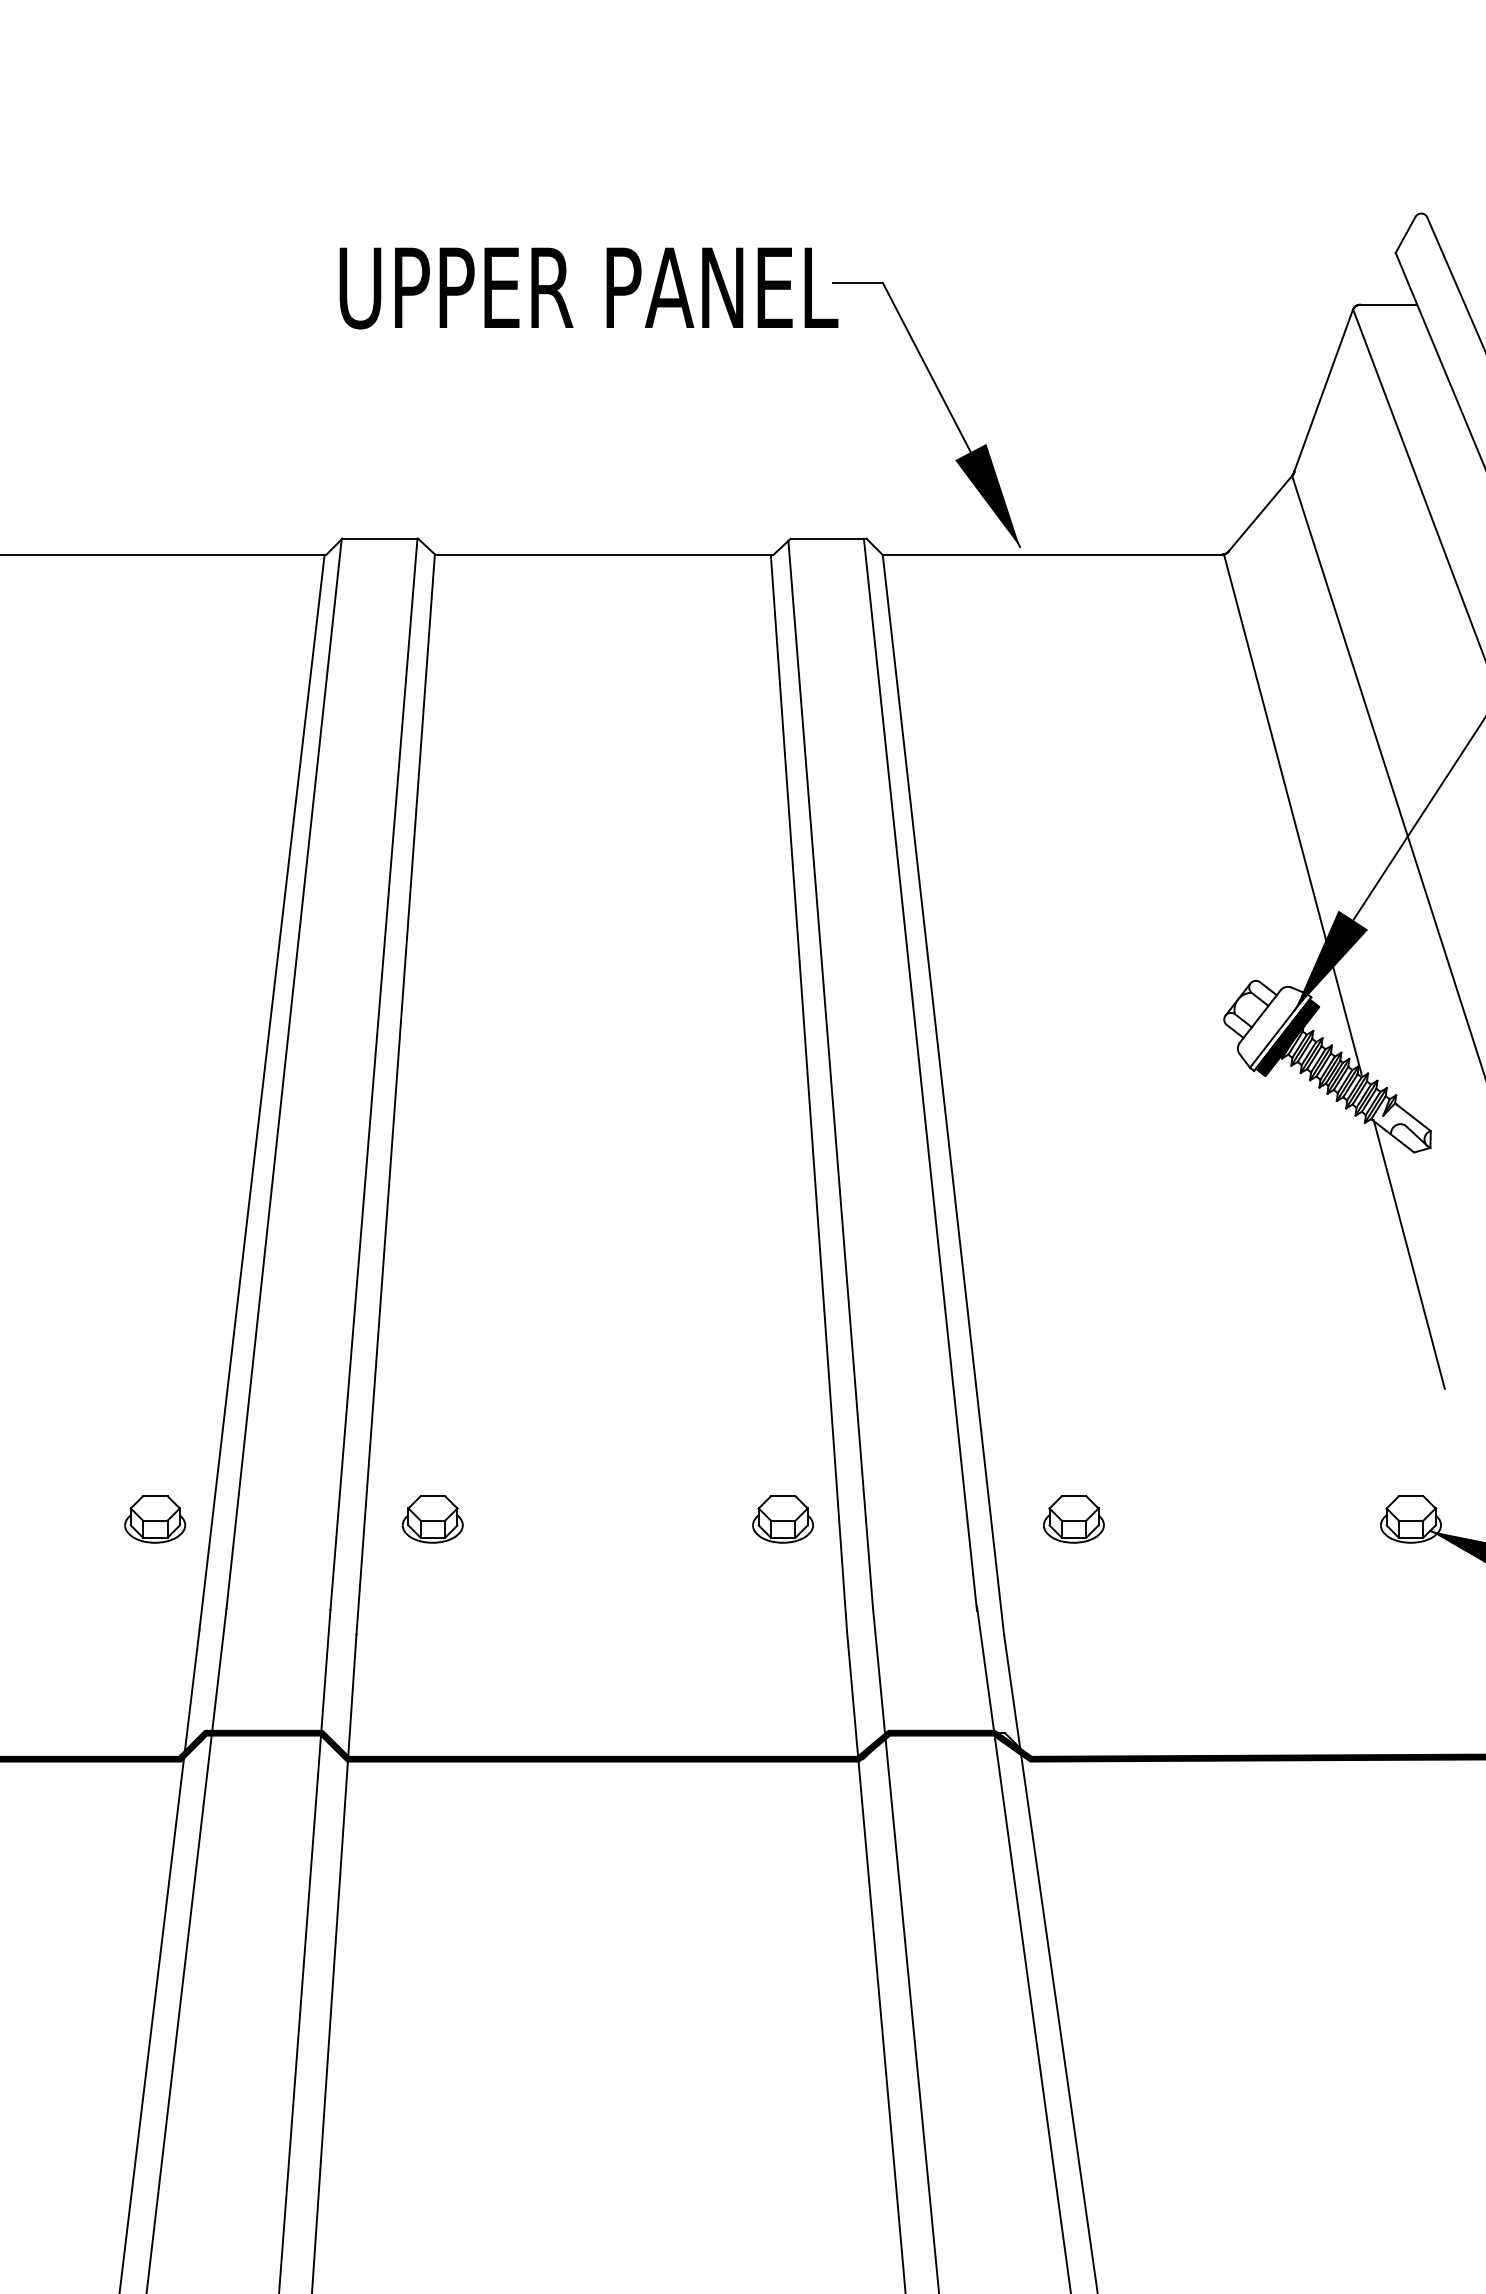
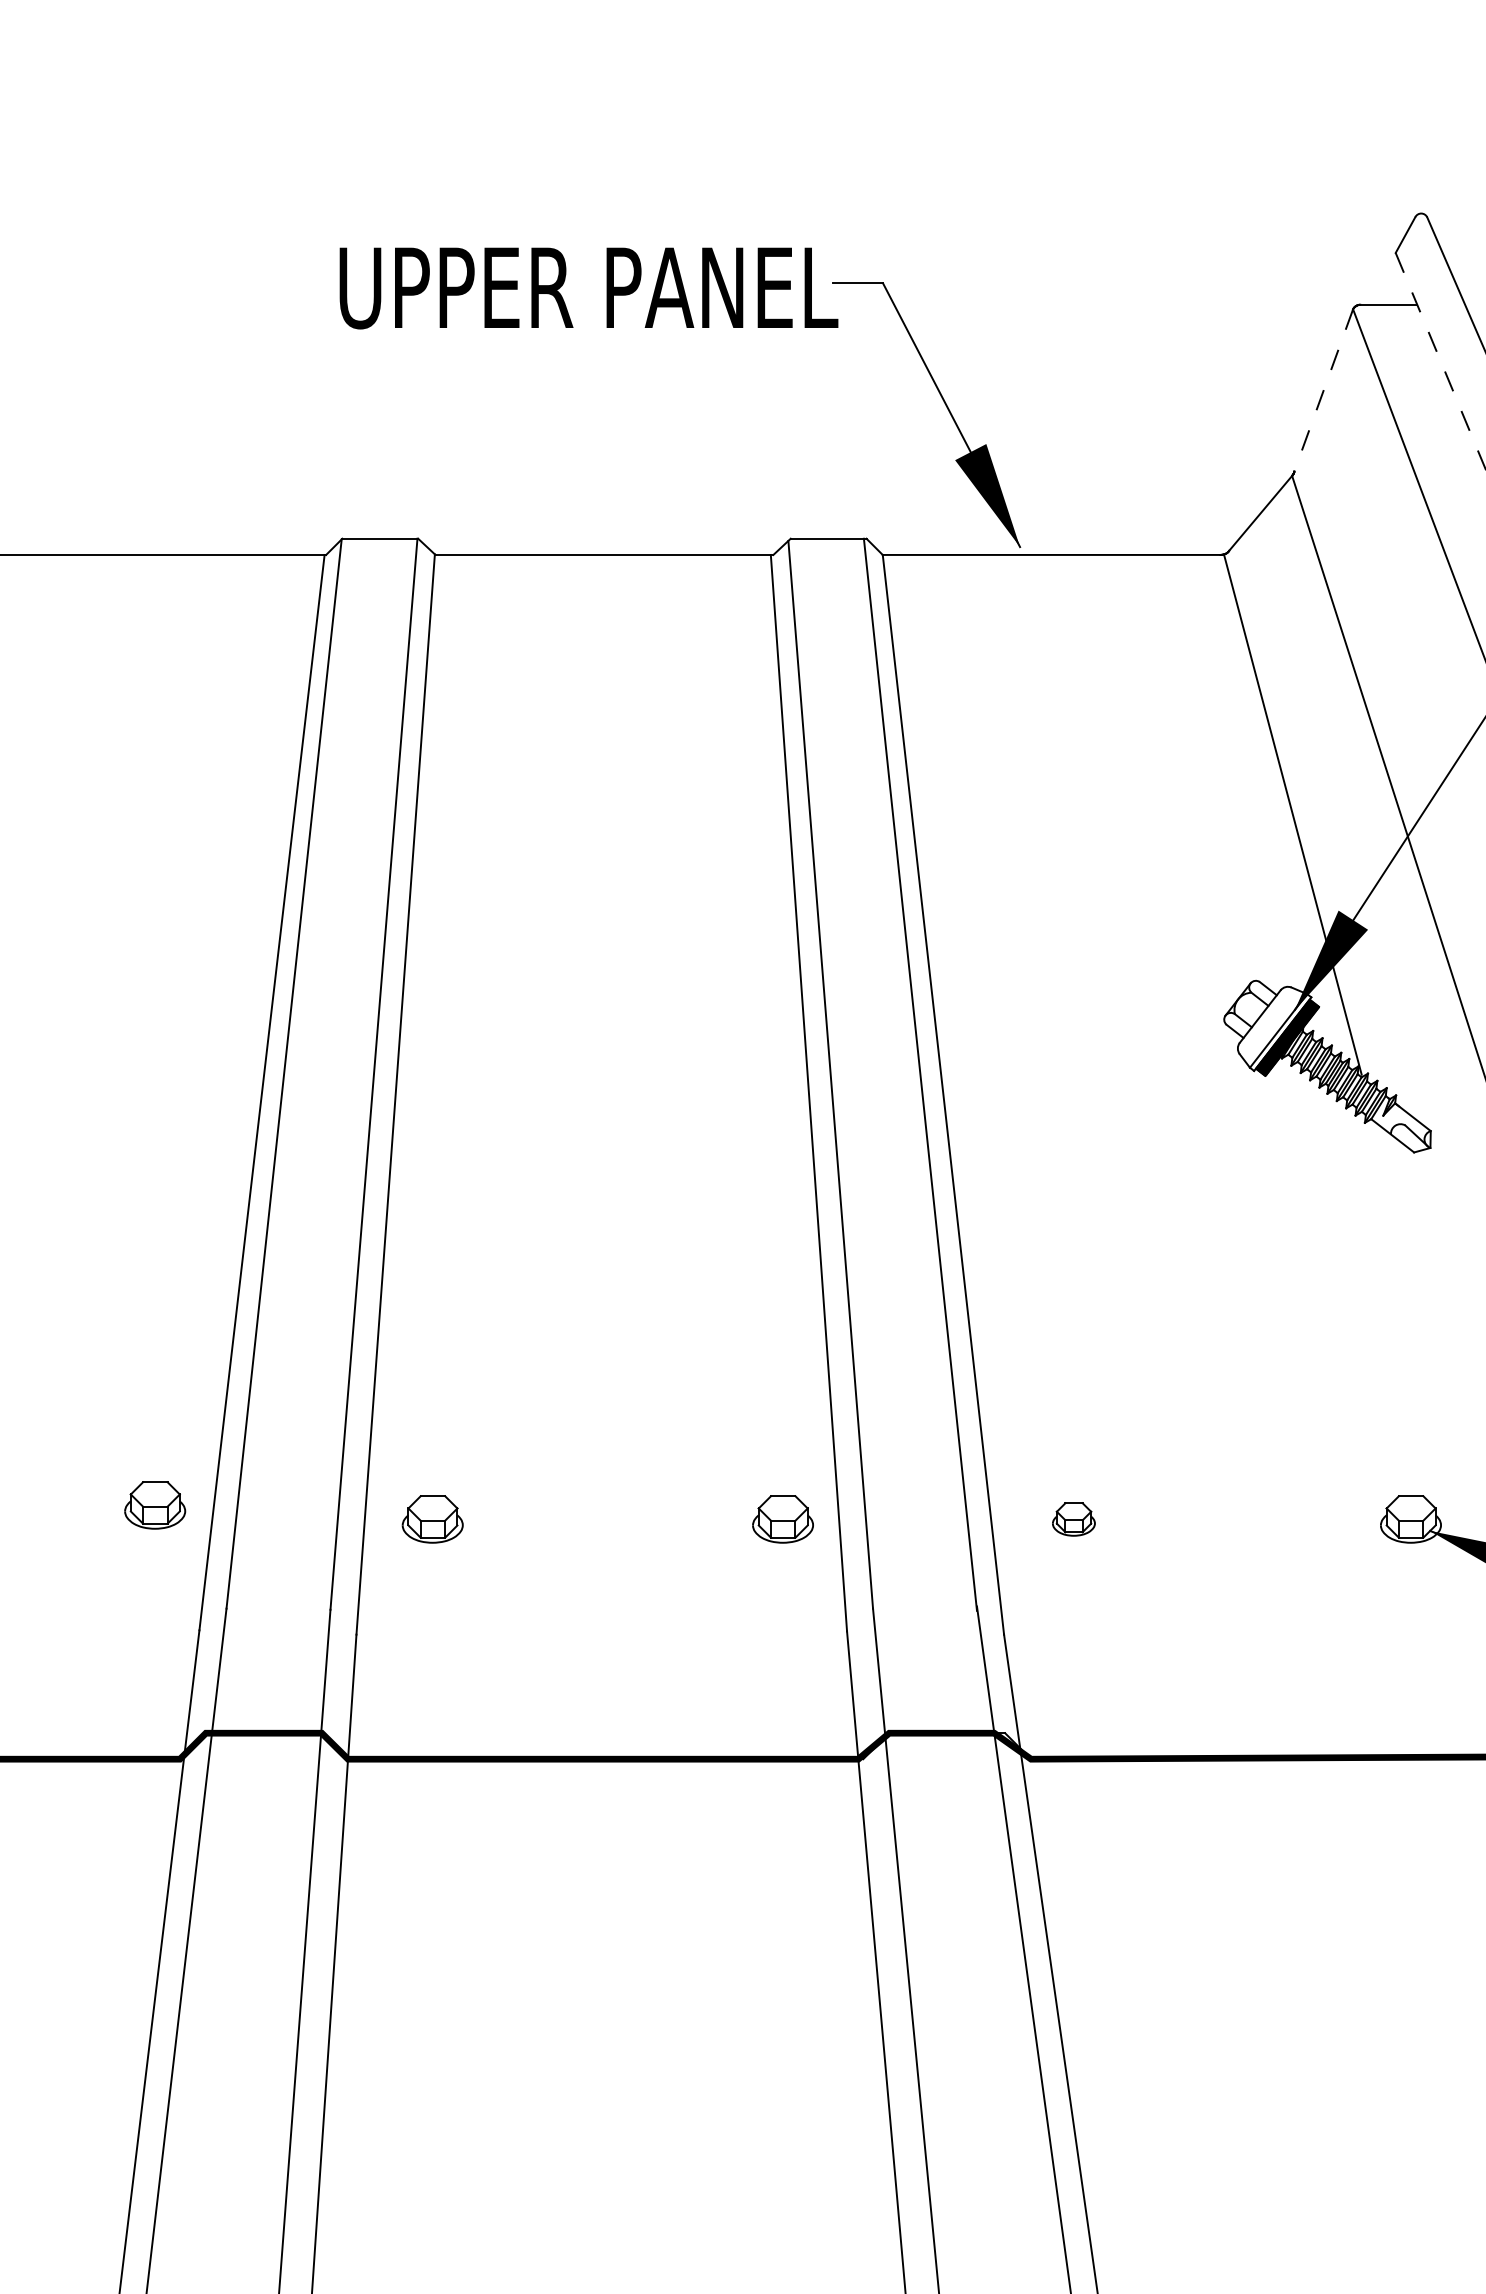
line: solid -> dashed (1441, 361)
line: solid -> dashed (1323, 391)
line: present -> none (1408, 1254)
part position: (155, 1519) -> (155, 1505) (155, 1505)
part size: 62x49 px -> 44x35 px (1073, 1519)
